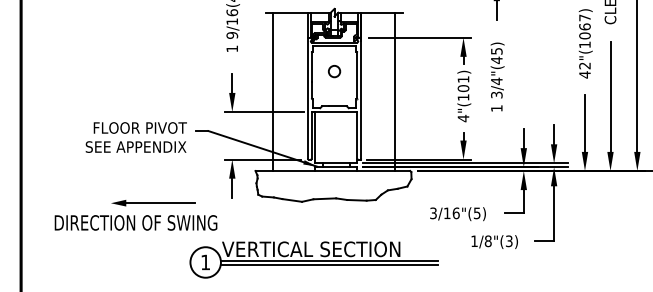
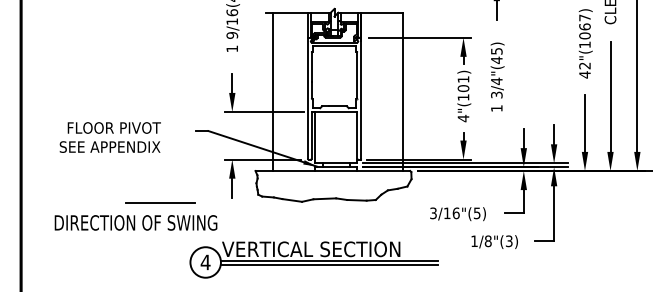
circle: present -> none (334, 71)
line position: (395, 91) -> (403, 91) (403, 91)
text position: (135, 137) -> (109, 137) (109, 137)
fill: present -> none (118, 202)
text: 1 -> 4 (205, 262)
